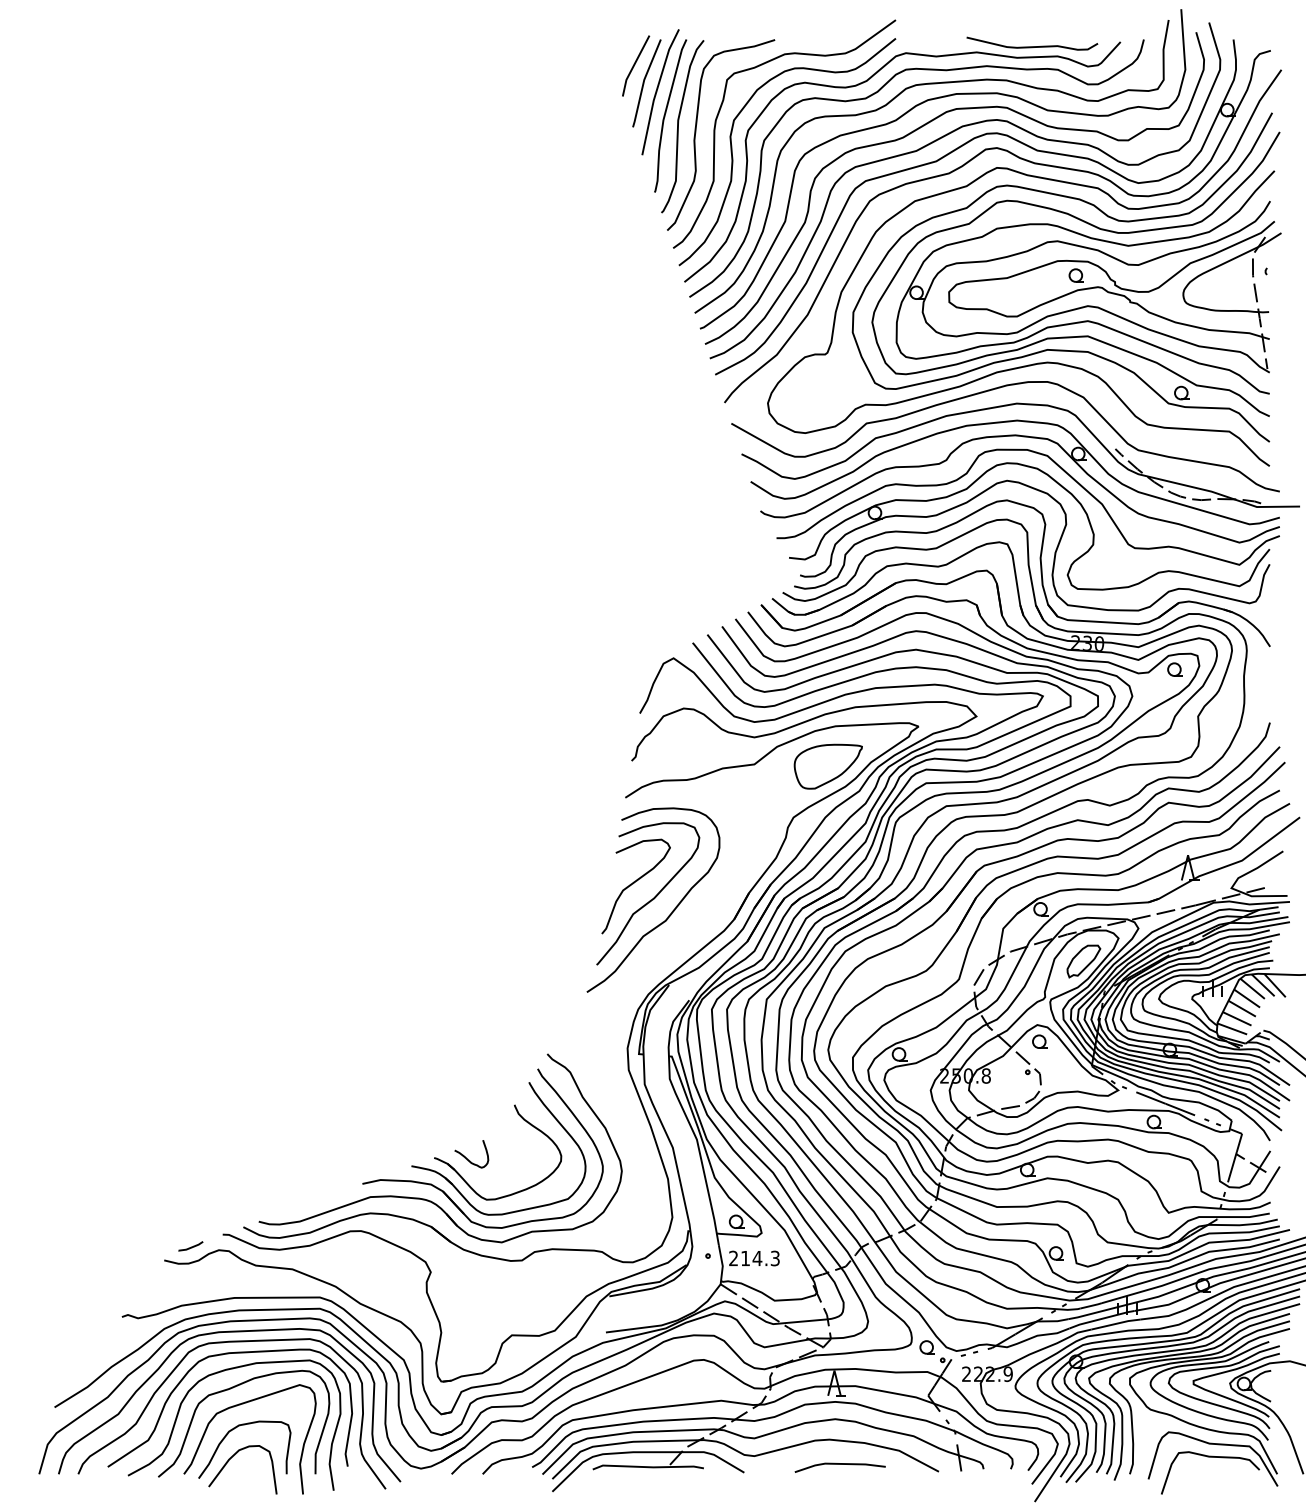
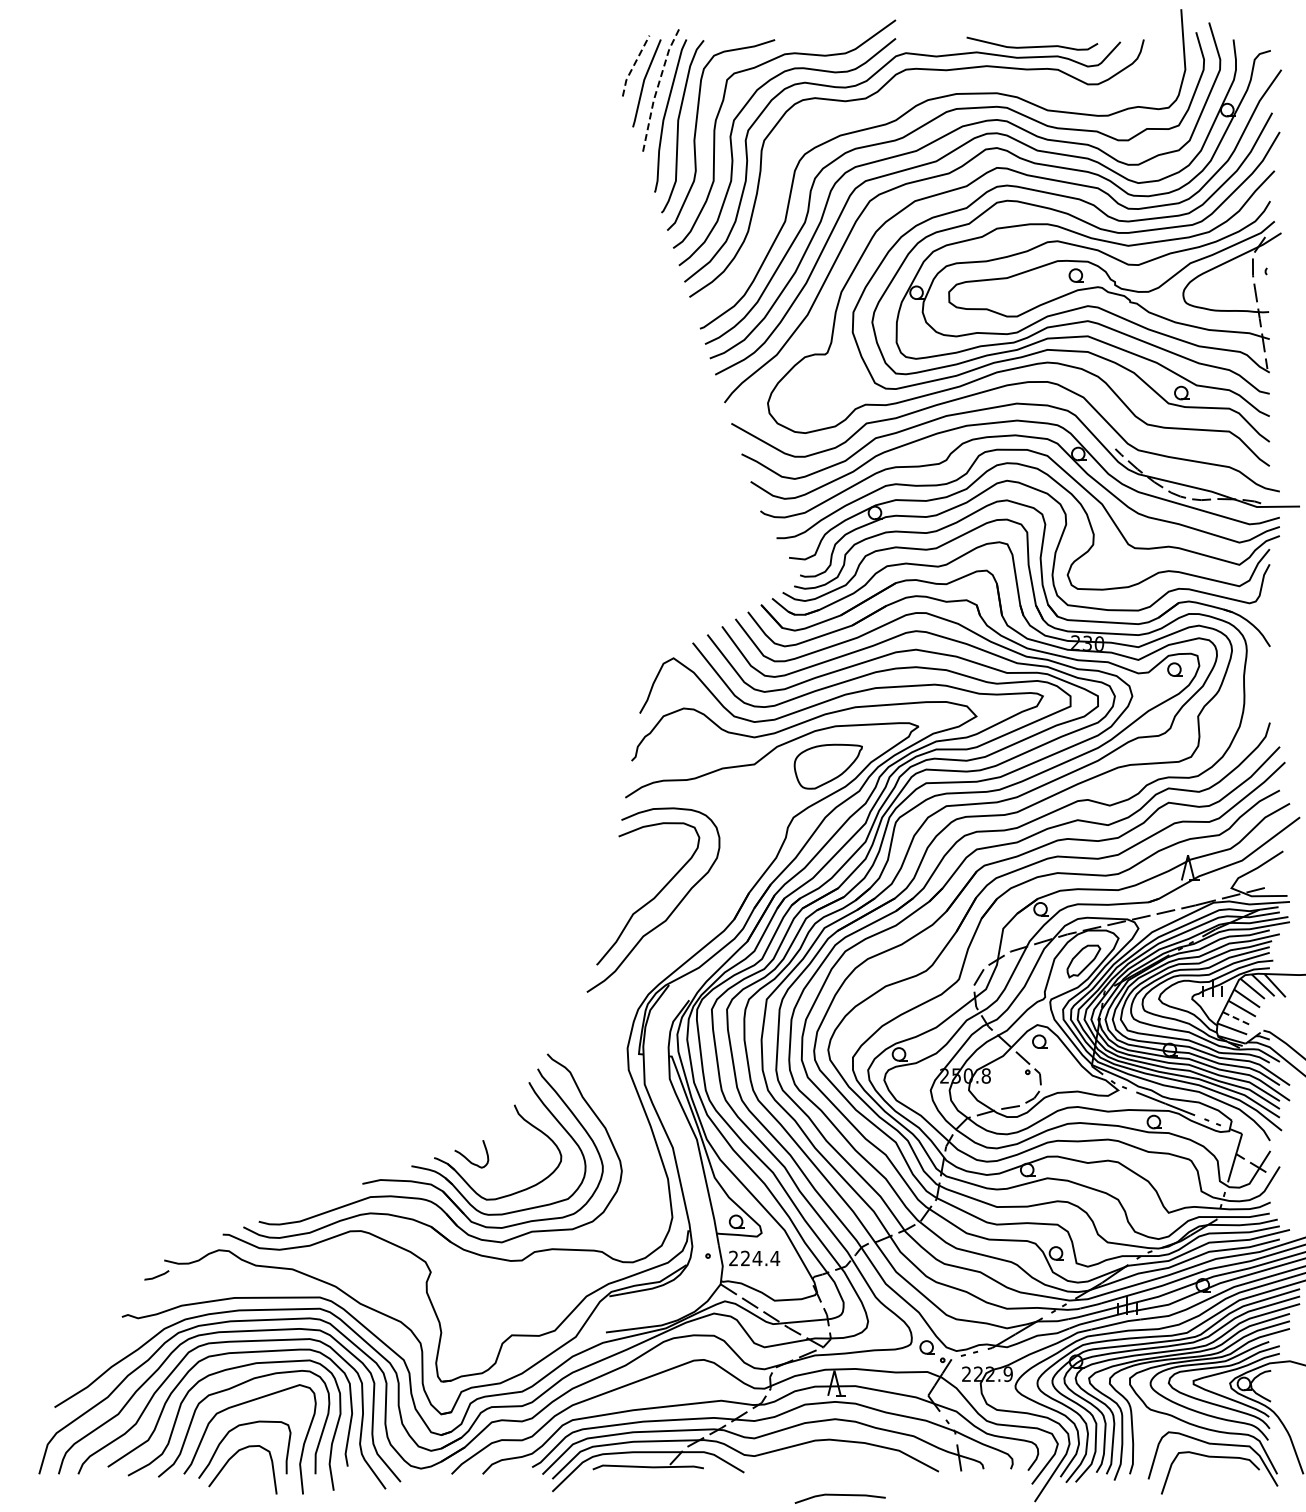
line: solid -> dashed (633, 65)
line: solid -> dashed (656, 91)
curve: present -> none (887, 105)
curve: present -> none (633, 884)
line: solid -> dashed (1237, 1018)
line position: (191, 1246) -> (157, 1275) (157, 1275)
text: 214.3 -> 224.4 (760, 1258)
line position: (839, 1464) -> (839, 1495) (839, 1495)
